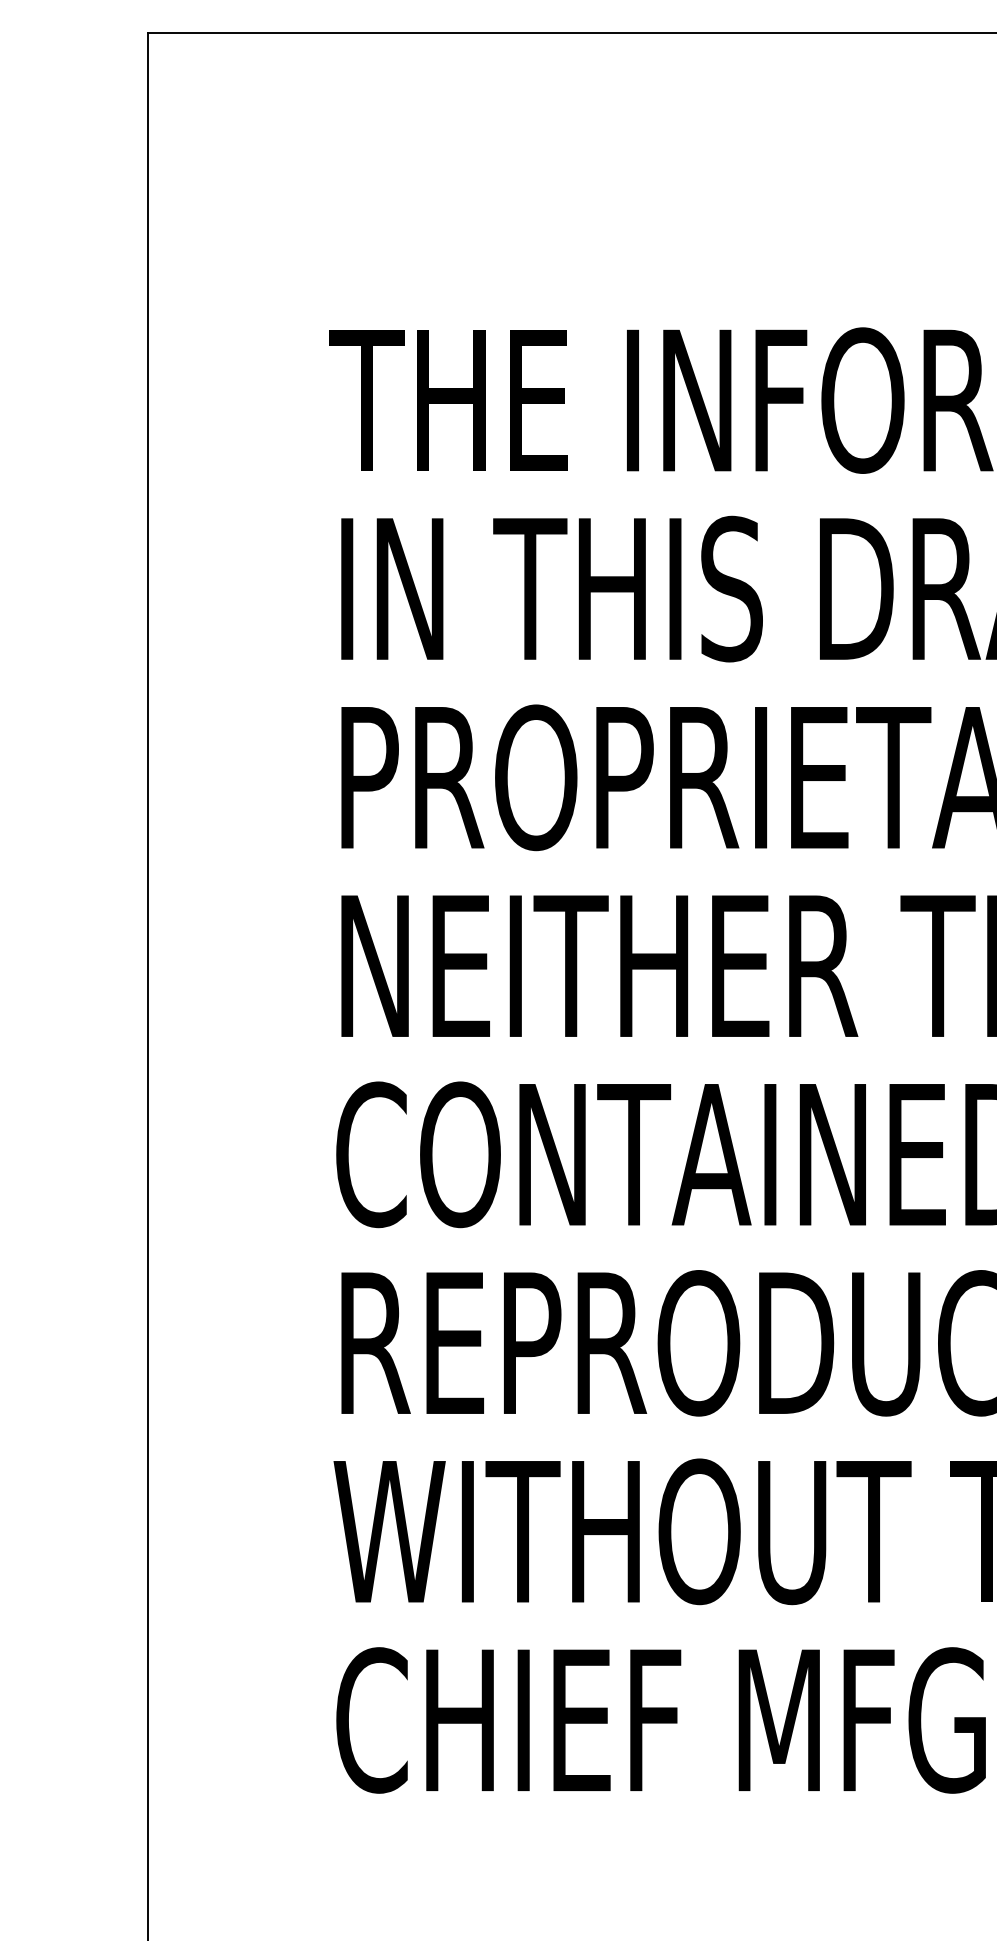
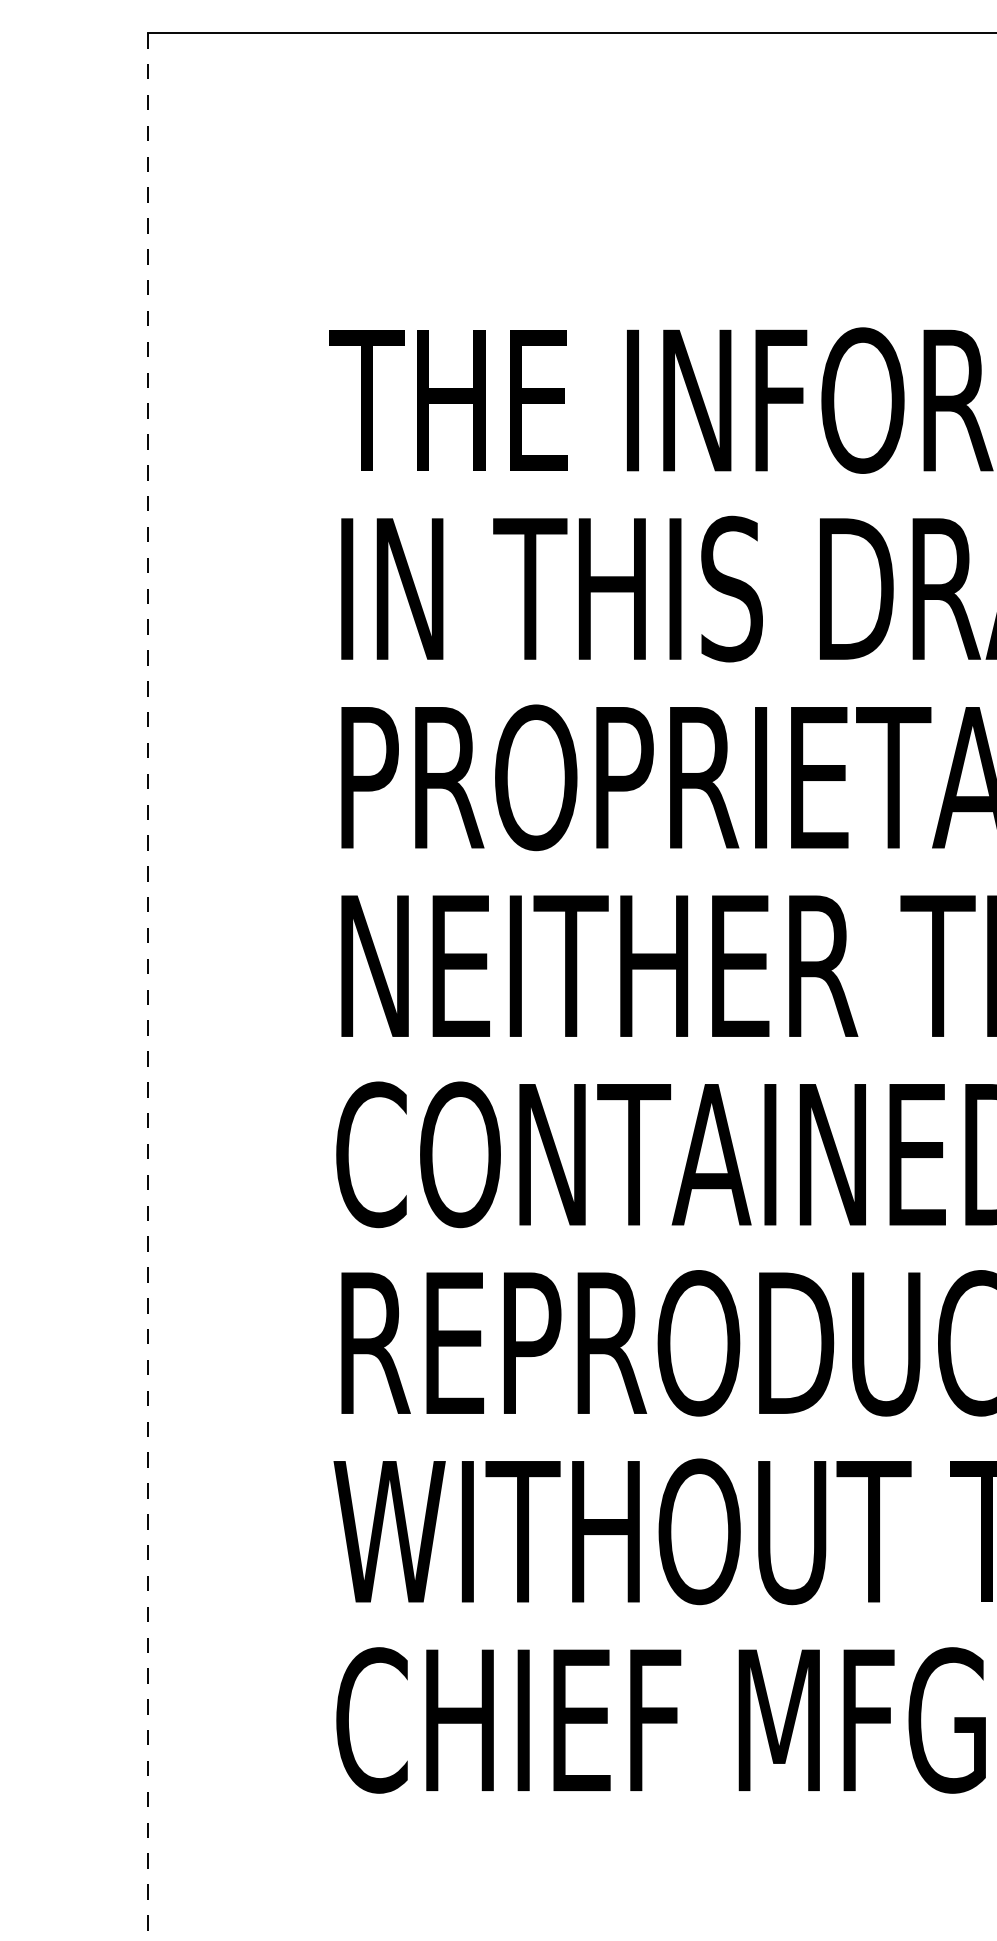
line: solid -> dashed (148, 986)
